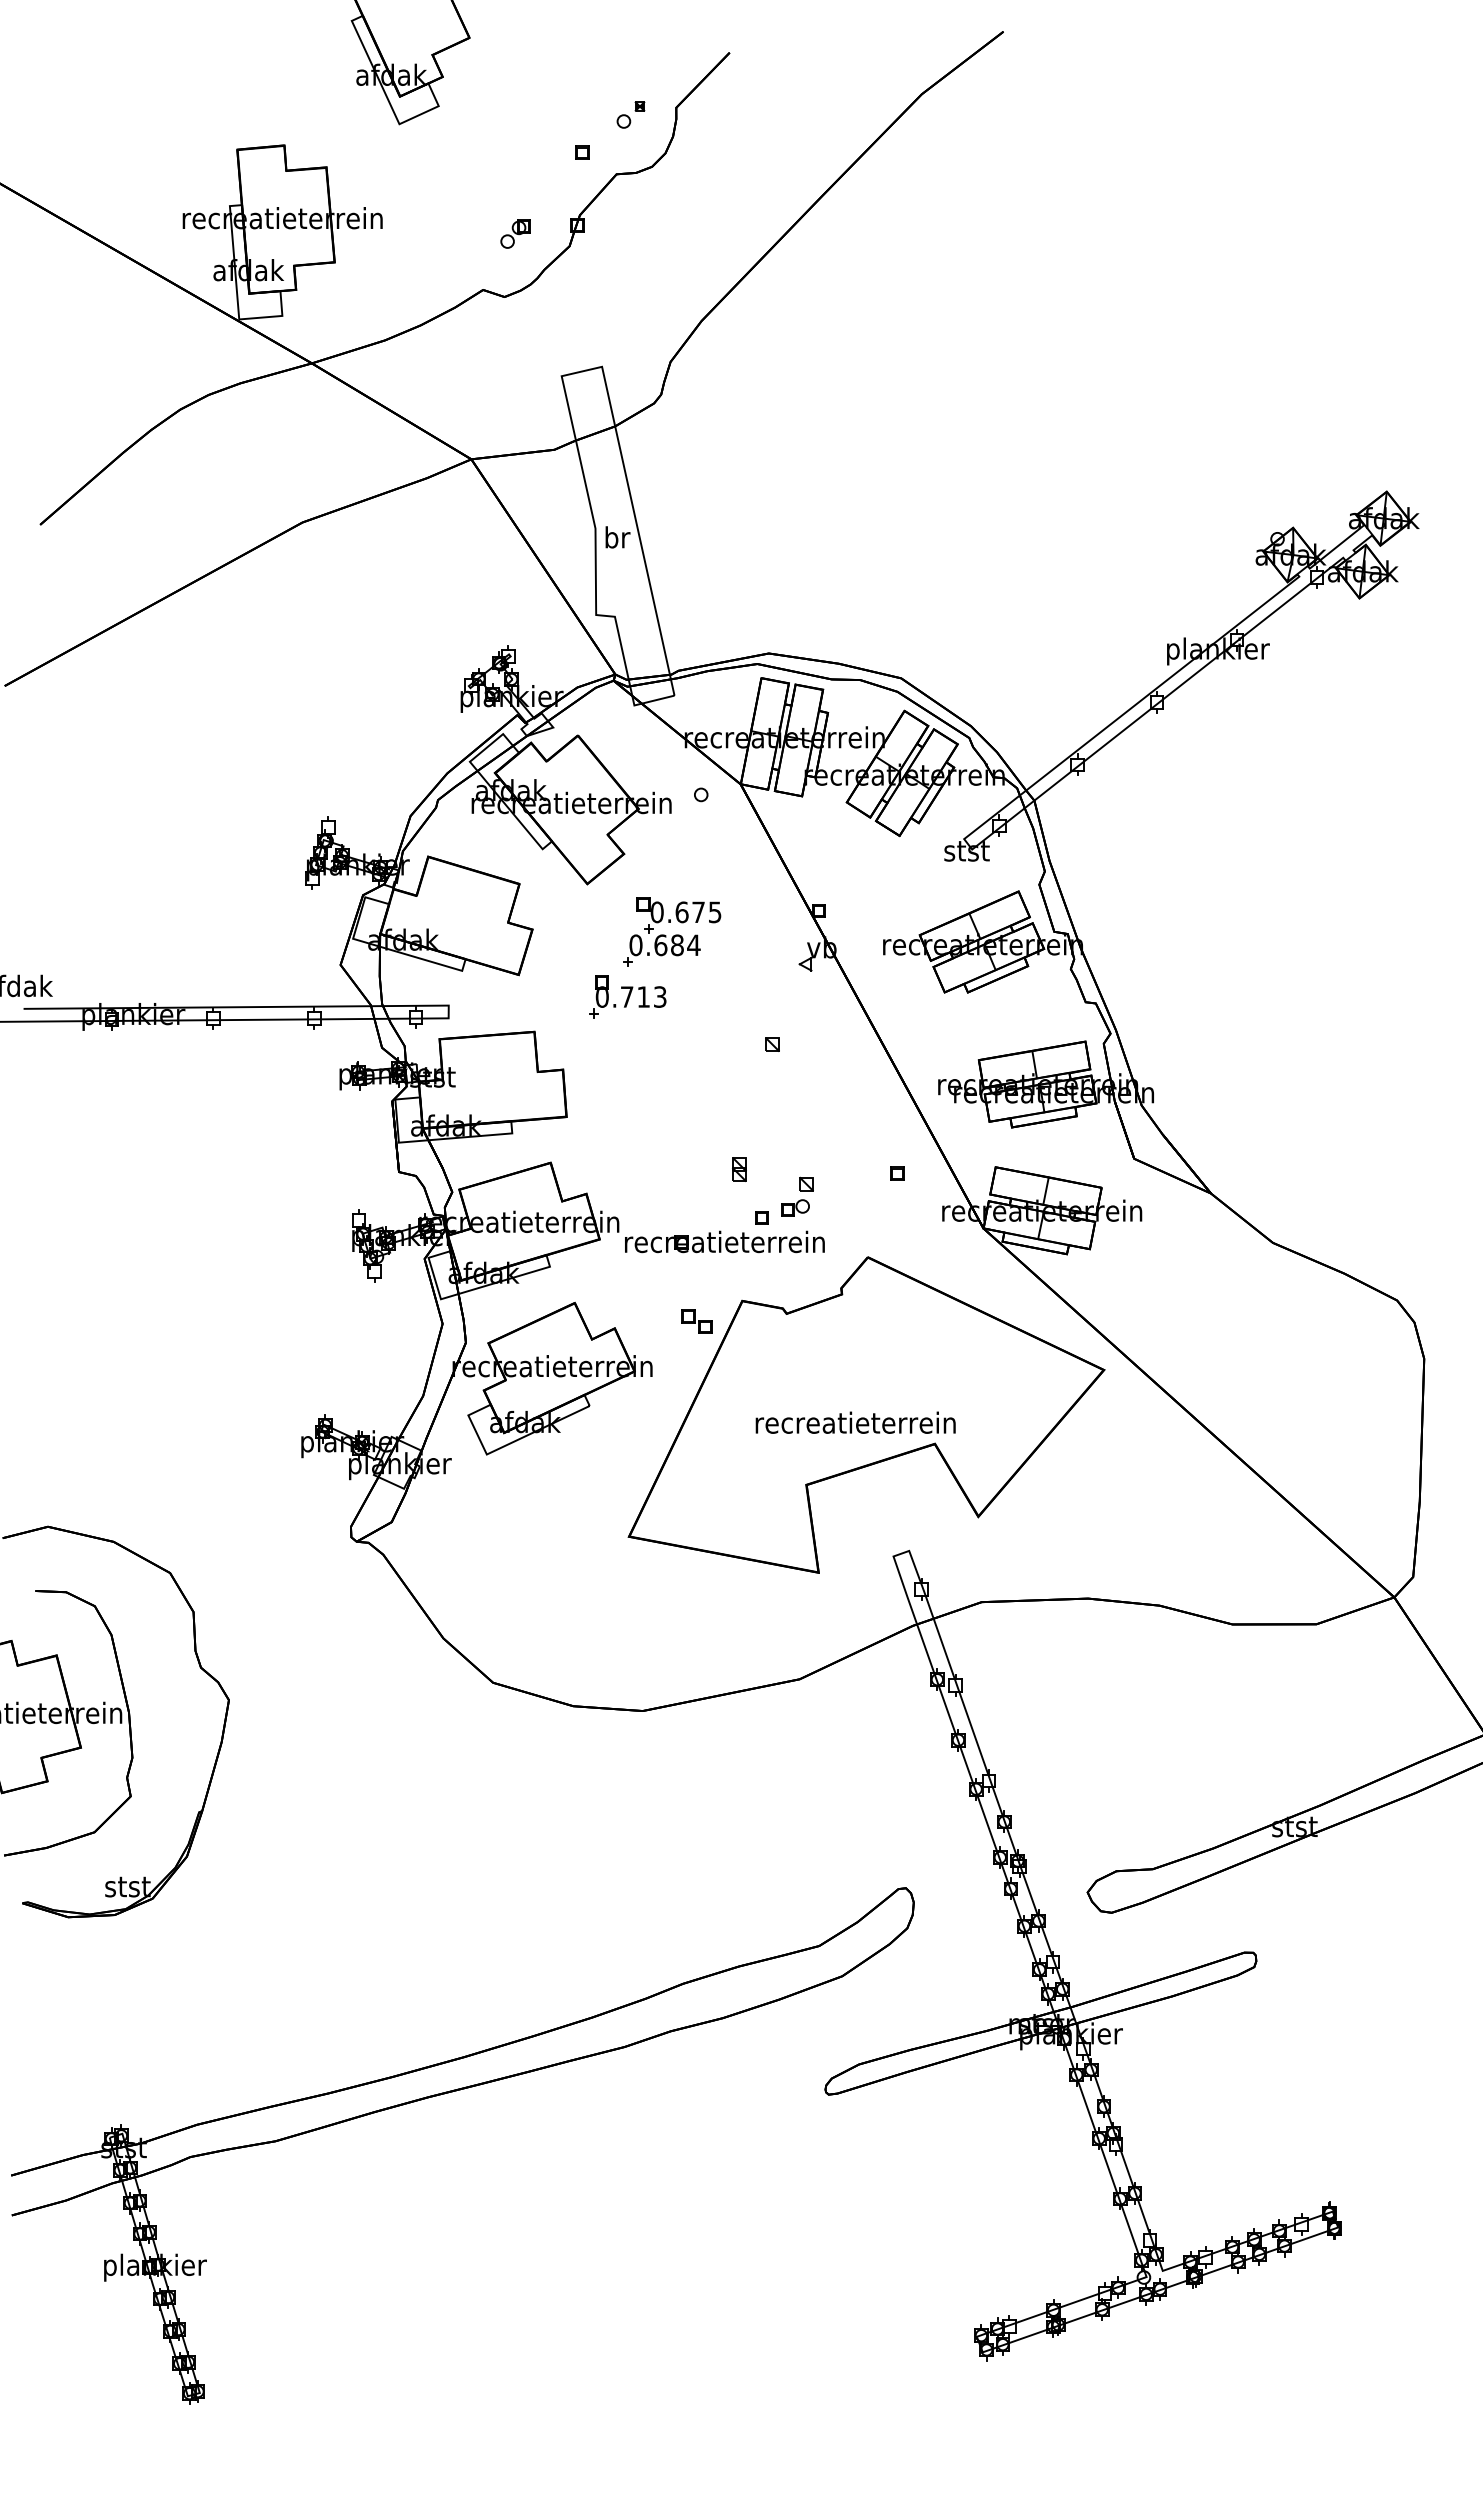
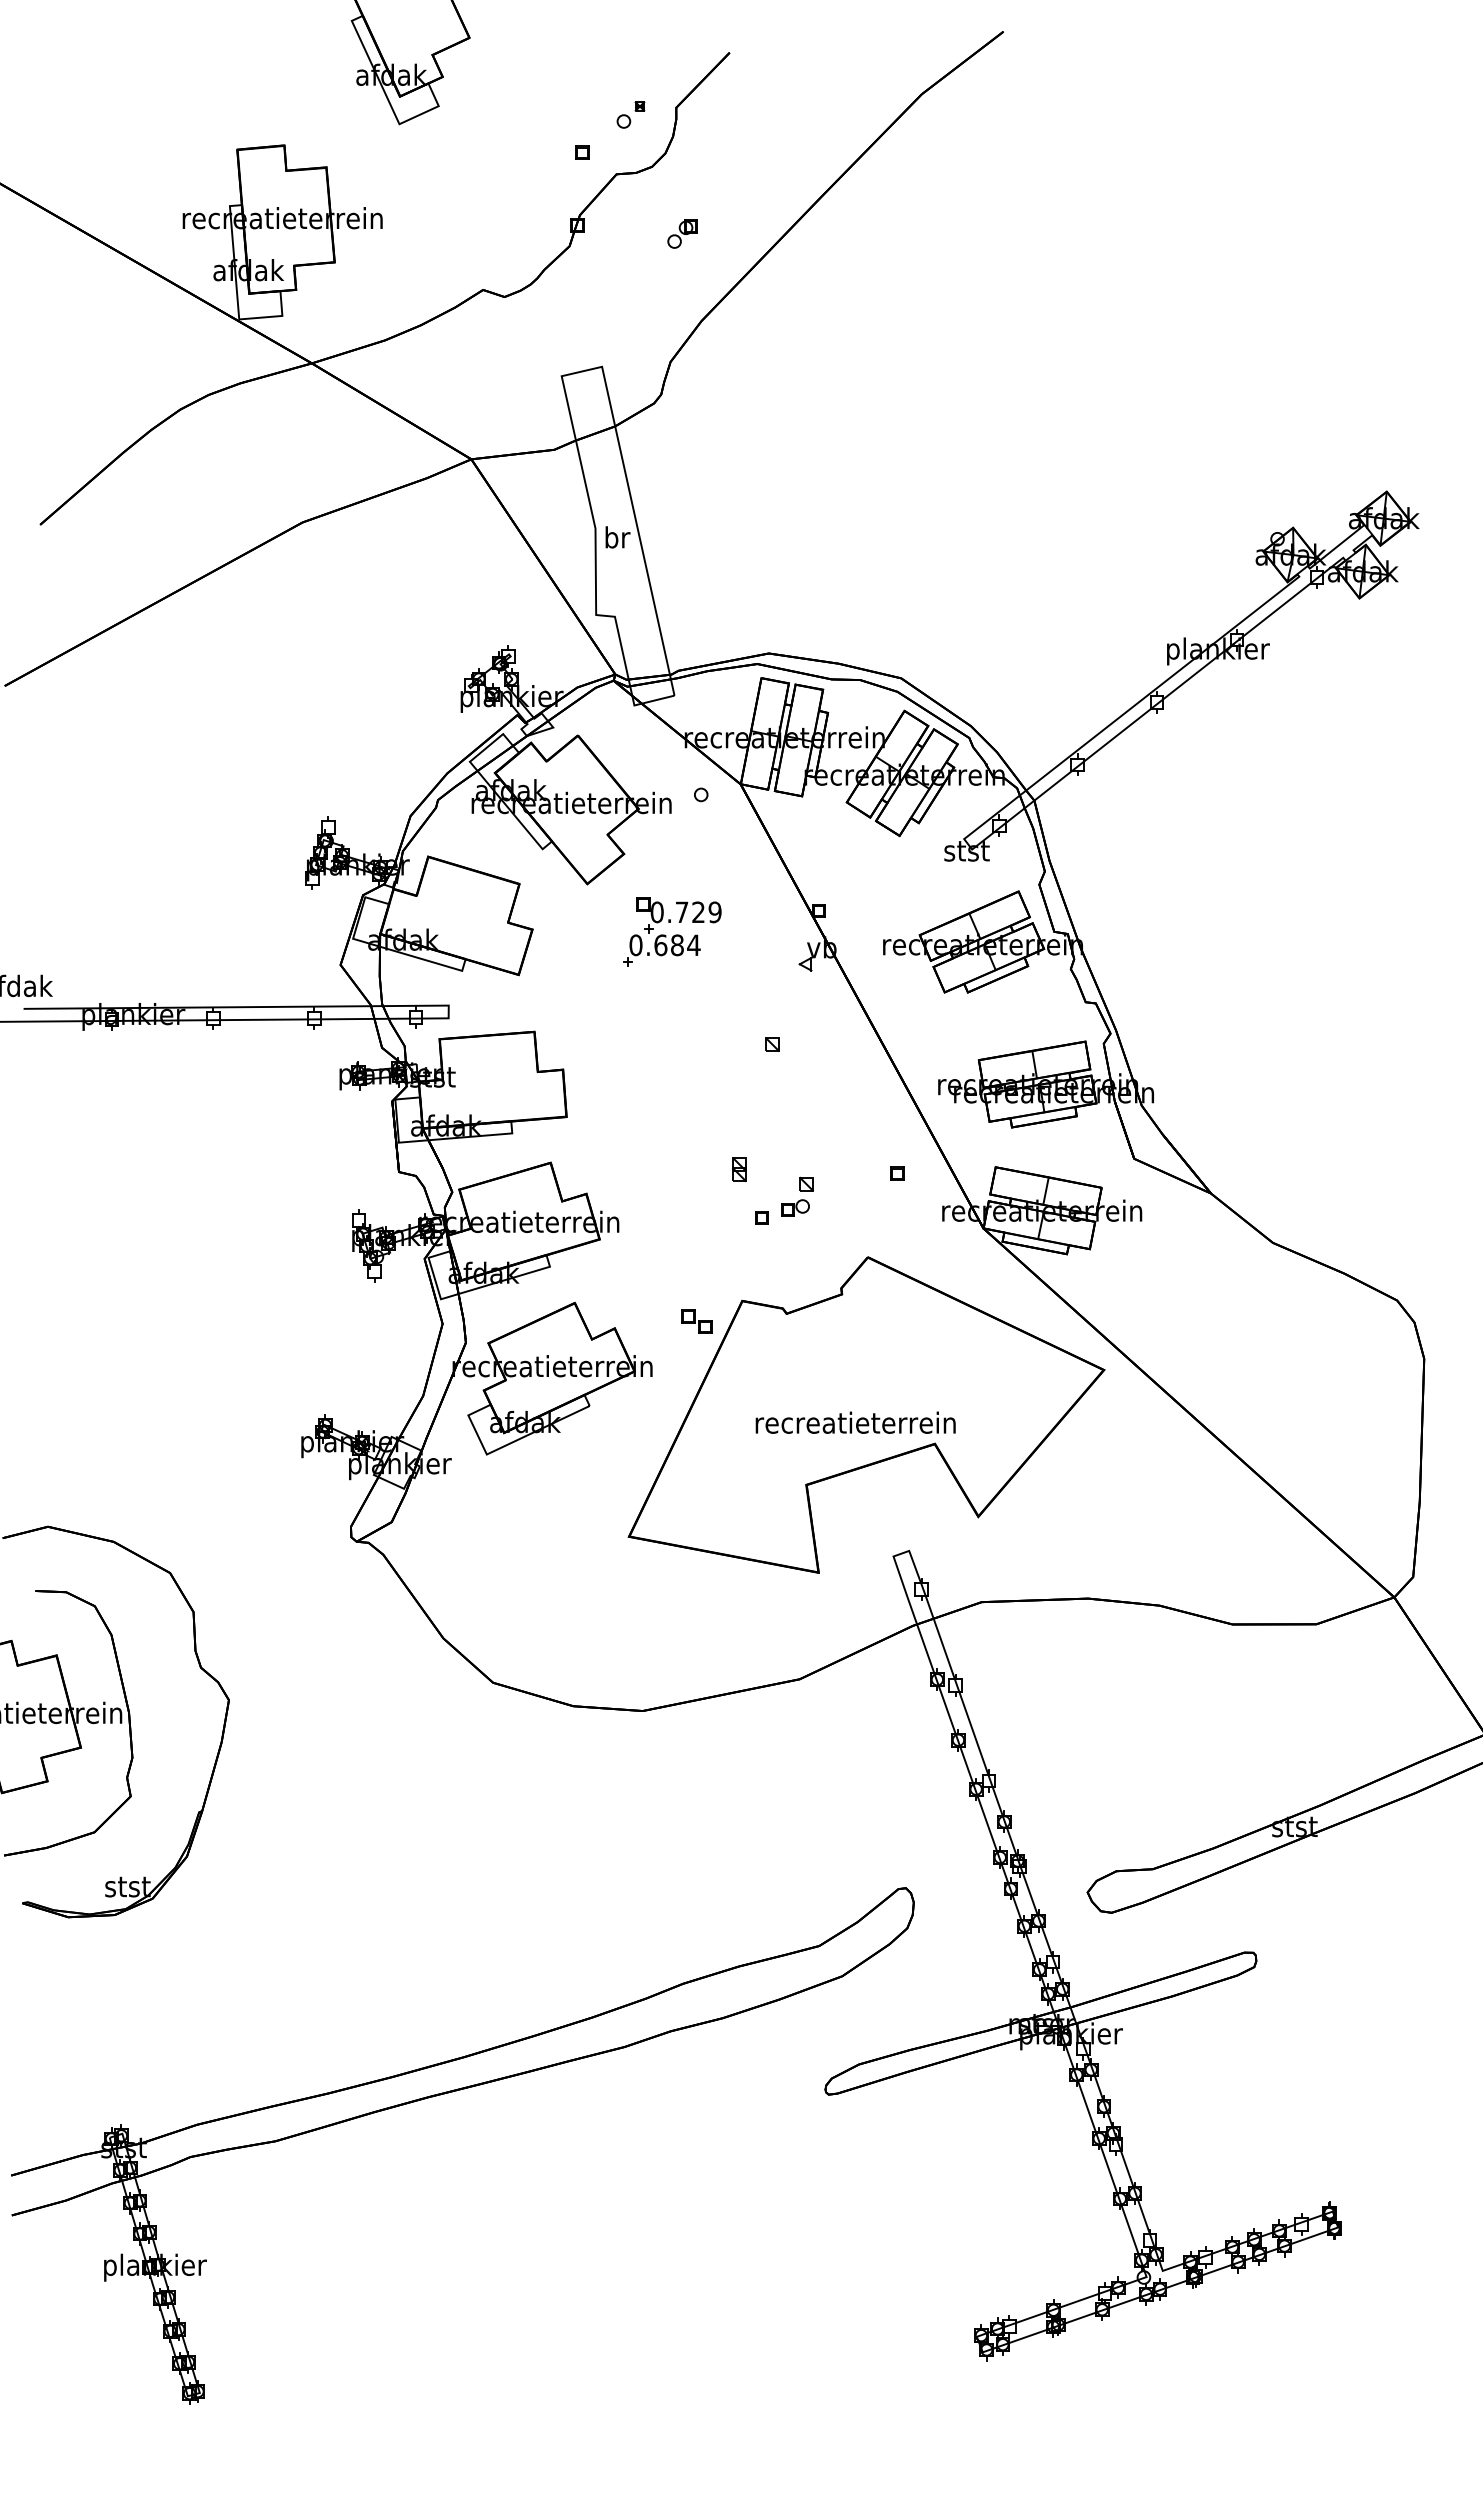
part position: (515, 233) -> (682, 233) (682, 233)
text: 0.675 -> 0.729 (698, 912)
part: present -> none (627, 996)
part: present -> none (724, 1241)
